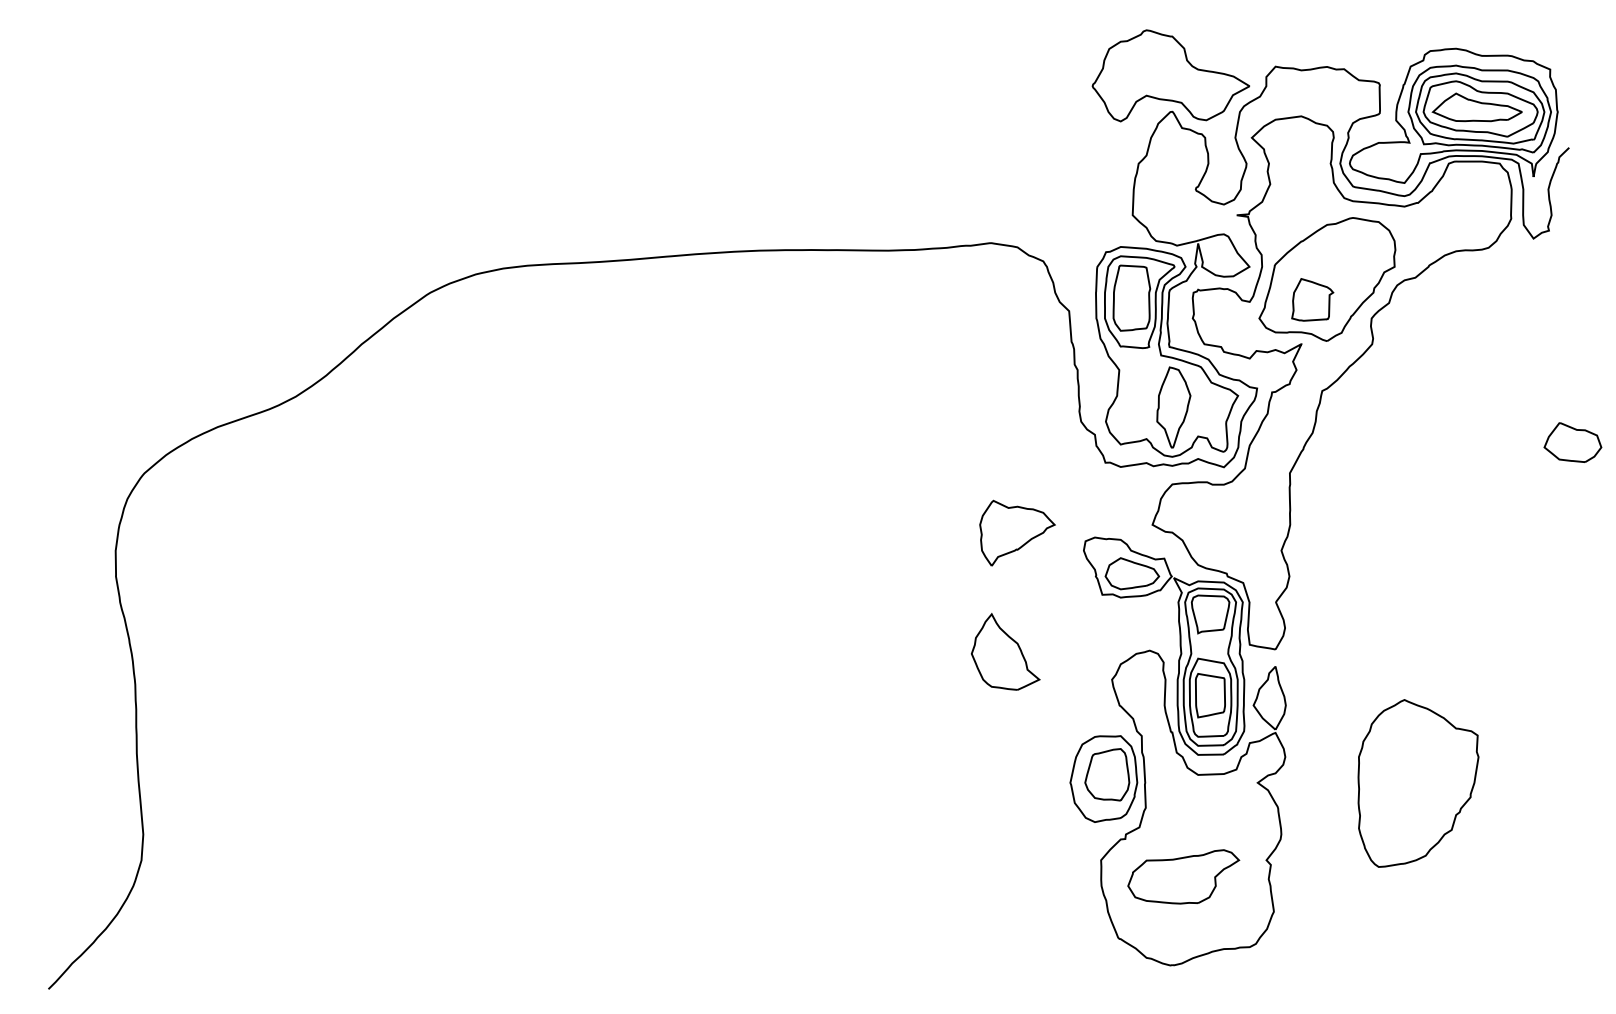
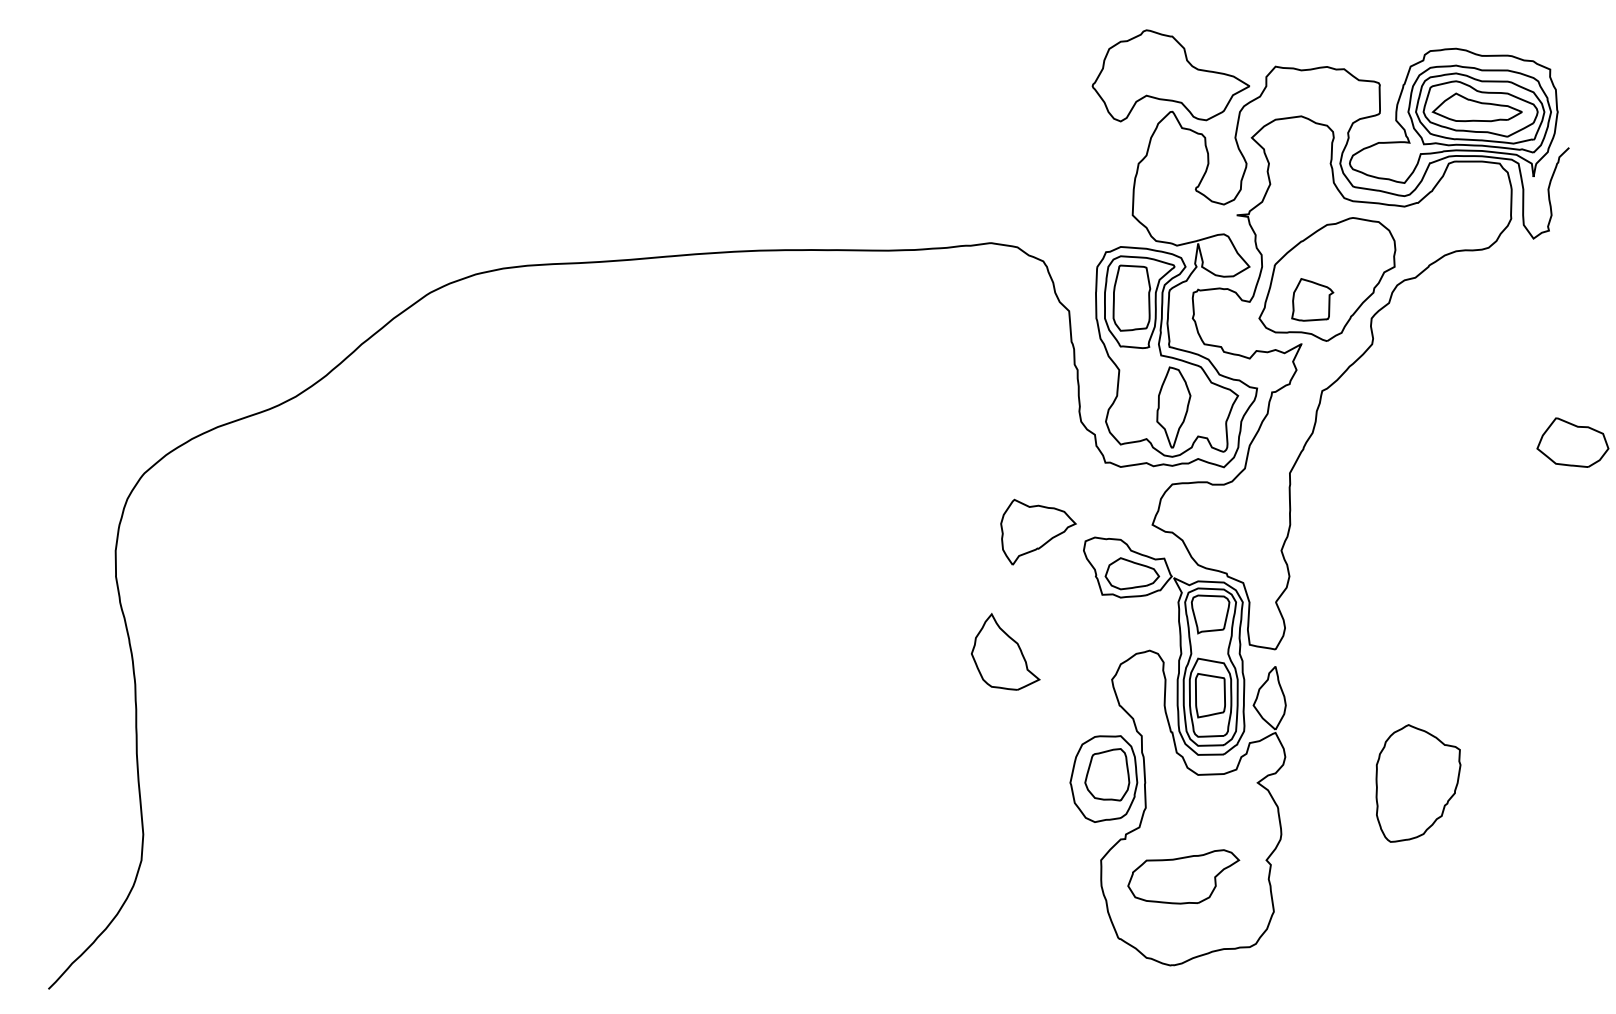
part size: 60x41 px -> 74x51 px (1572, 442)
part position: (1017, 532) -> (1038, 531) (1038, 531)
part size: 123x169 px -> 87x119 px (1418, 783)
